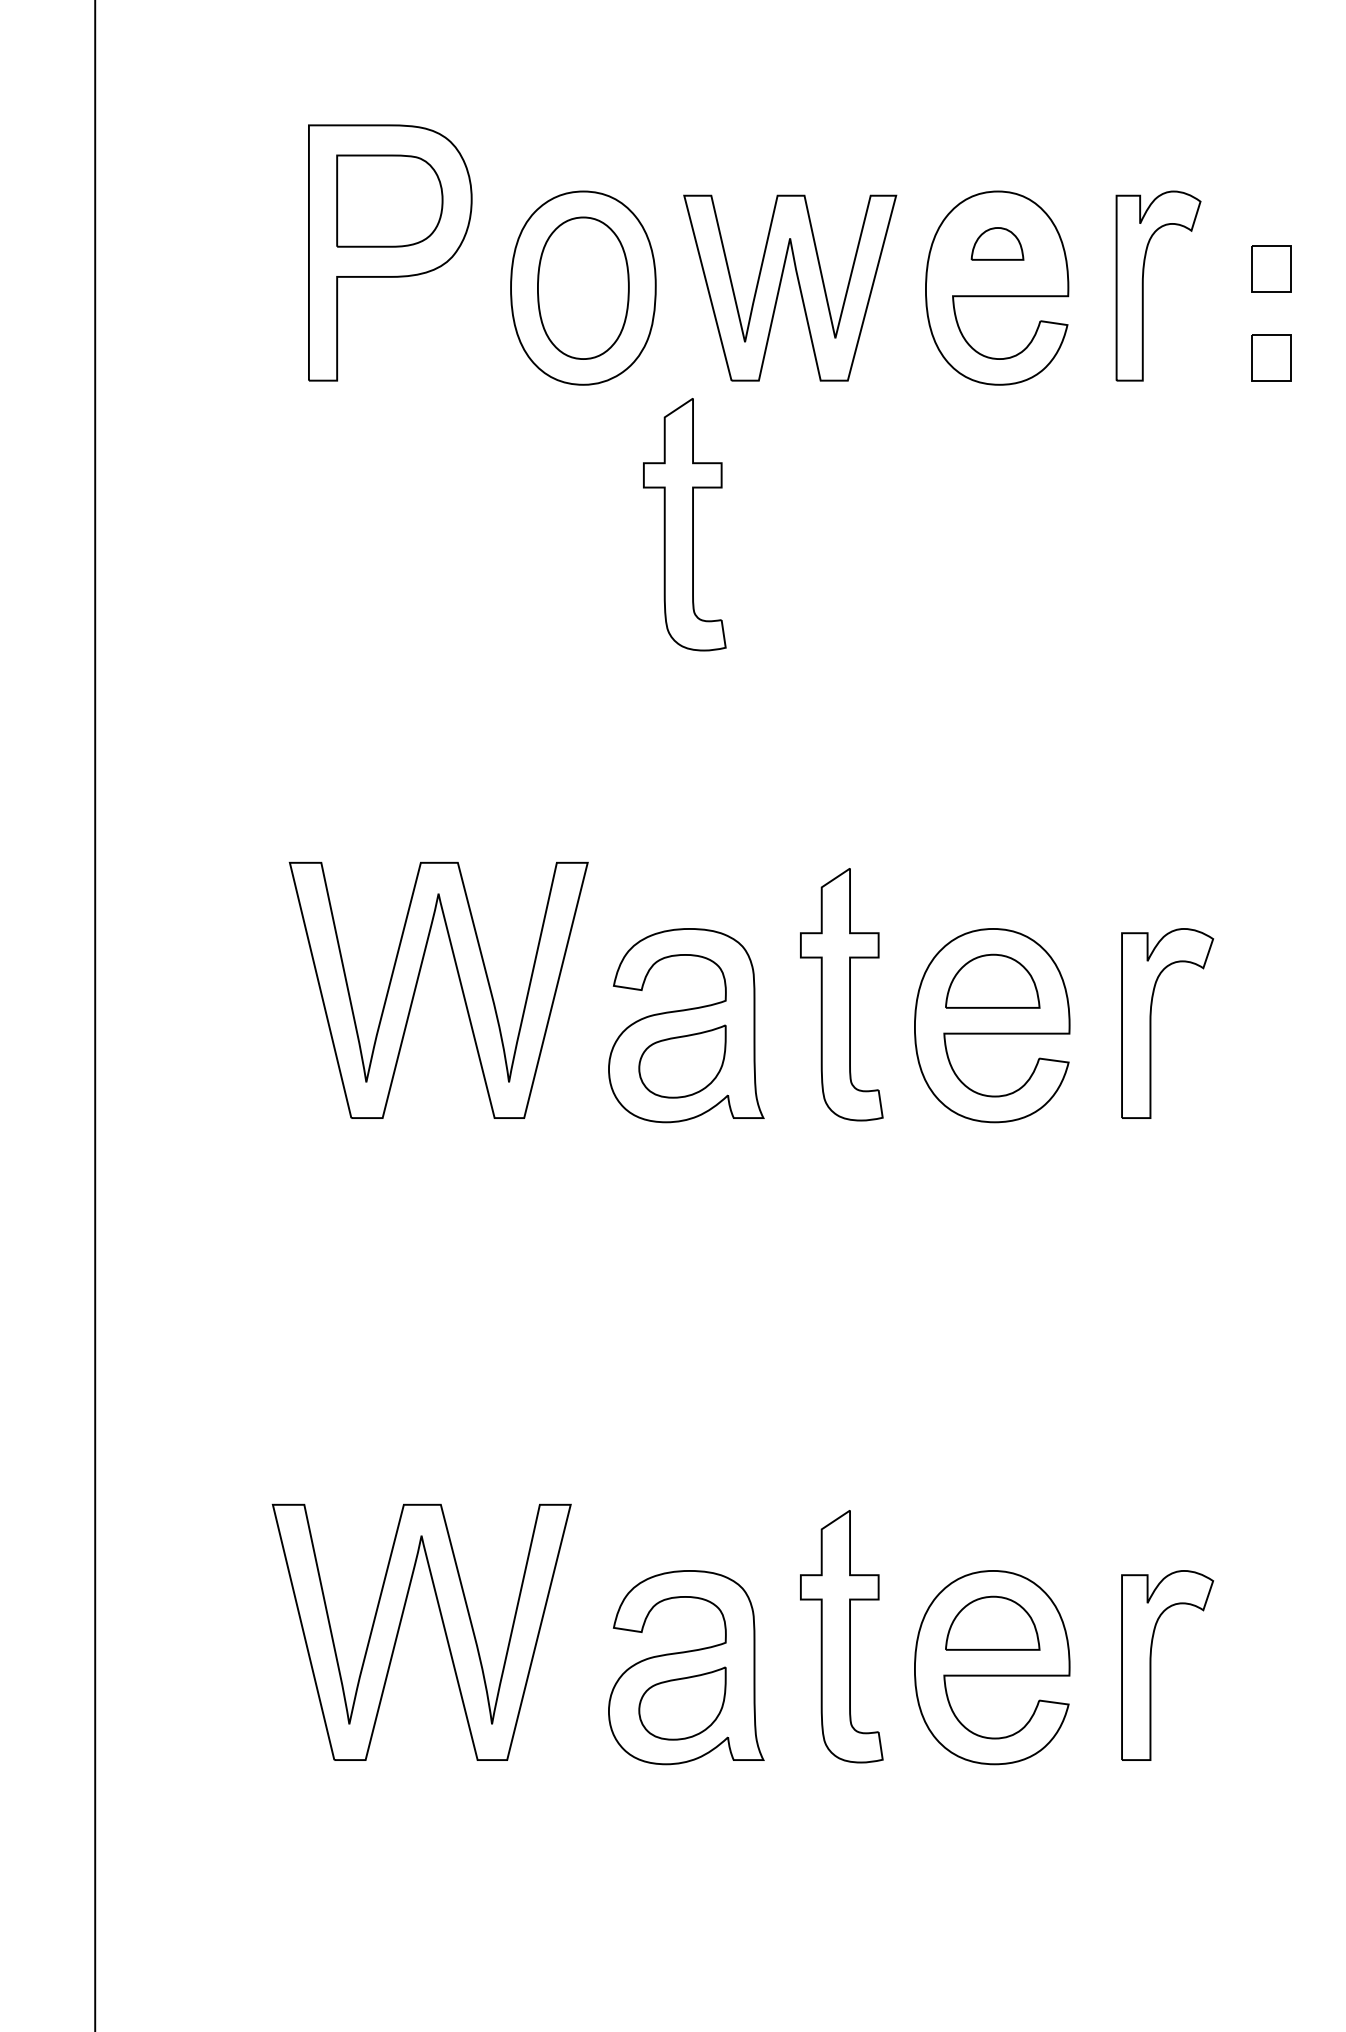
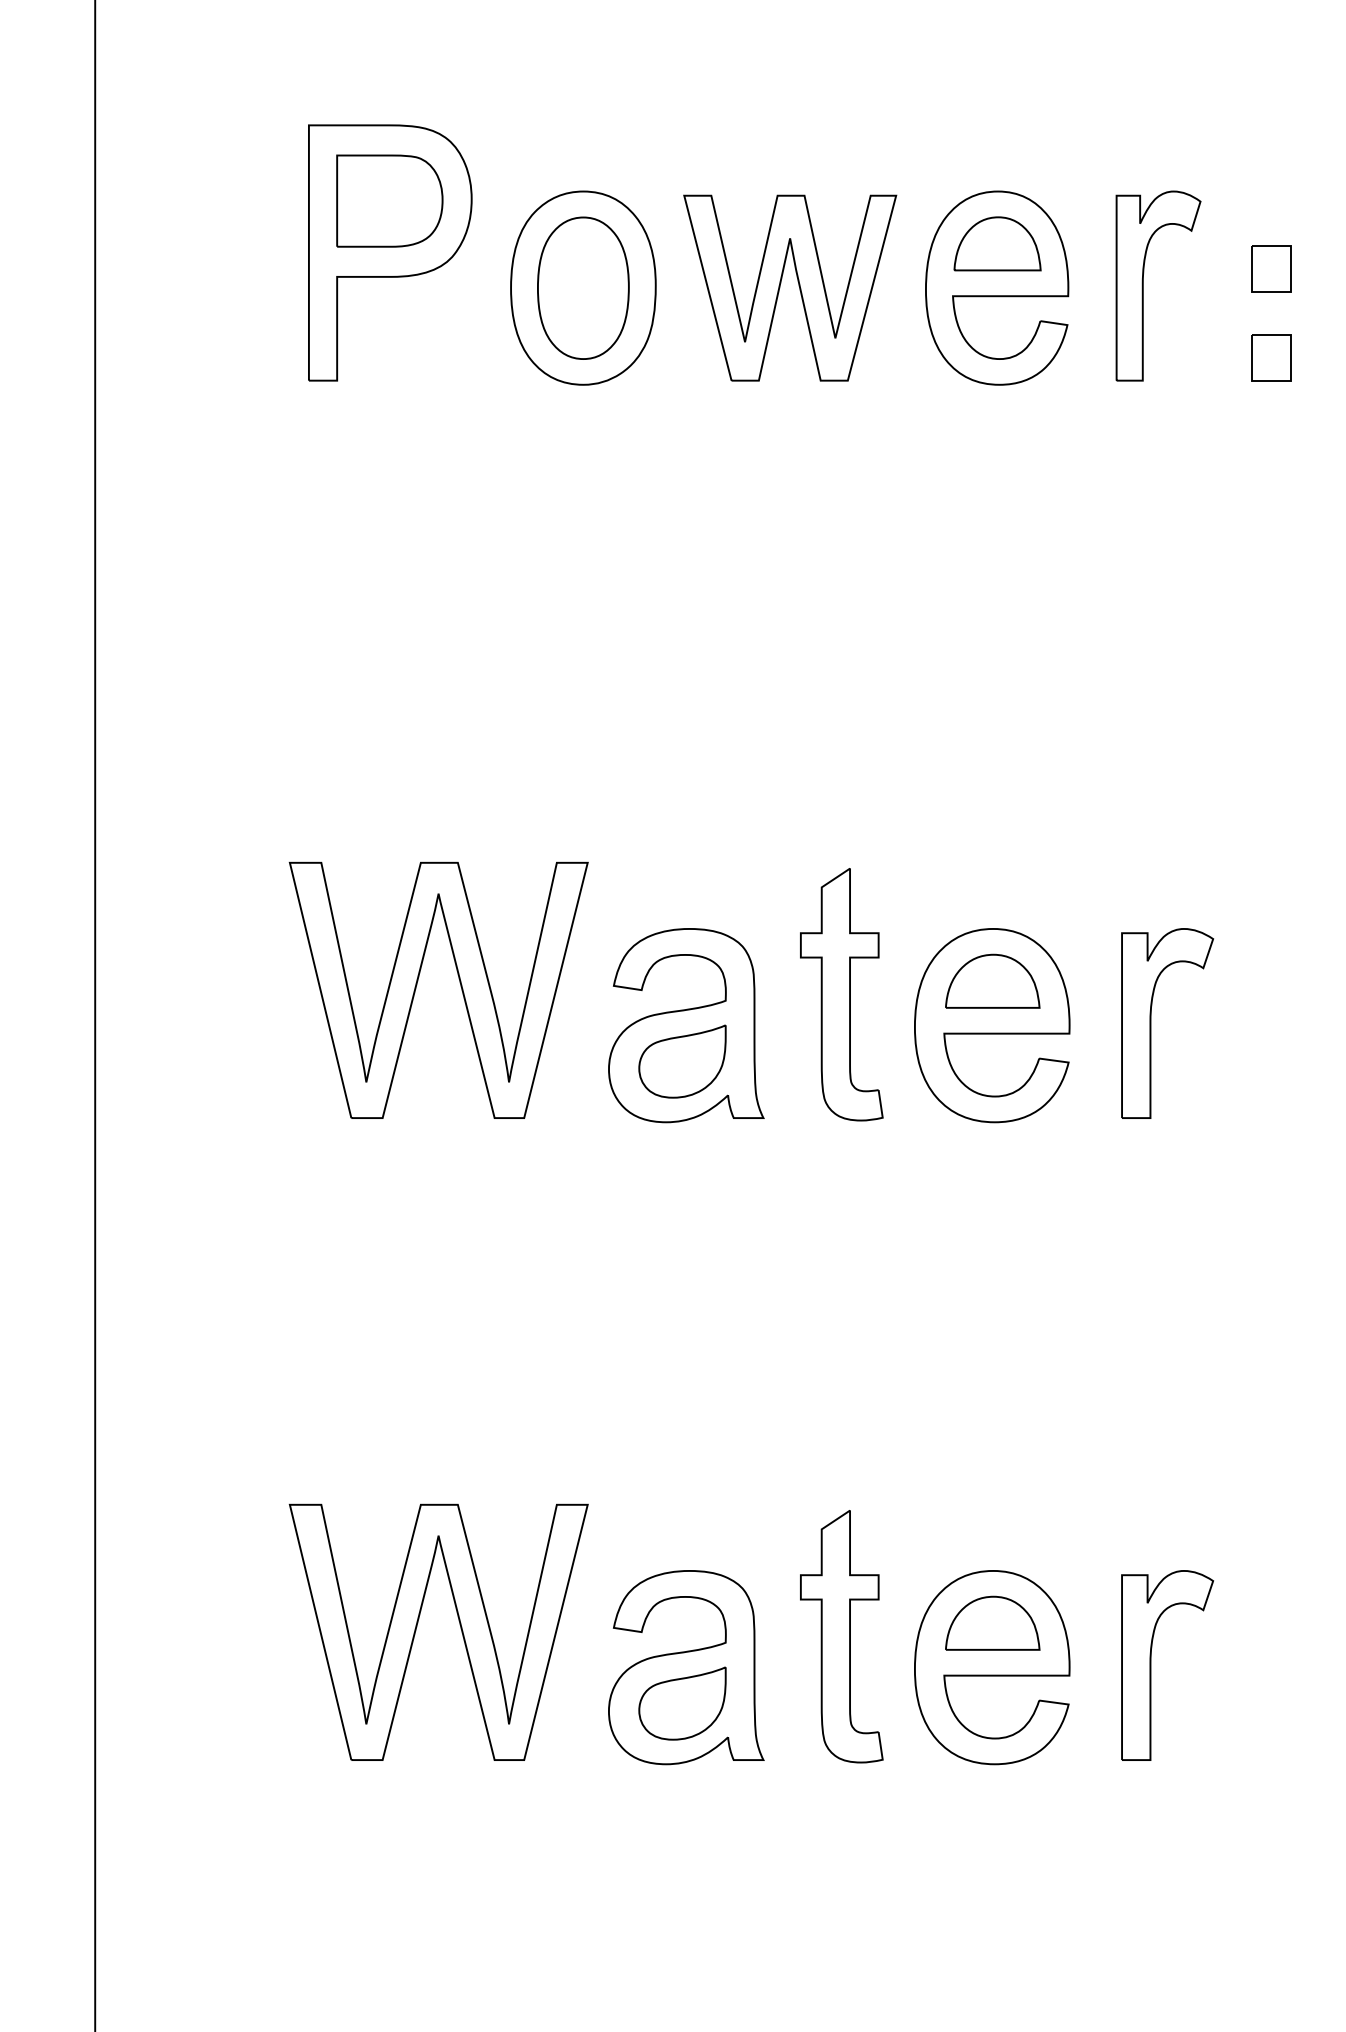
part size: 55x34 px -> 89x56 px (997, 243)
part: present -> none (684, 524)
part position: (400, 1627) -> (417, 1627) (417, 1627)
